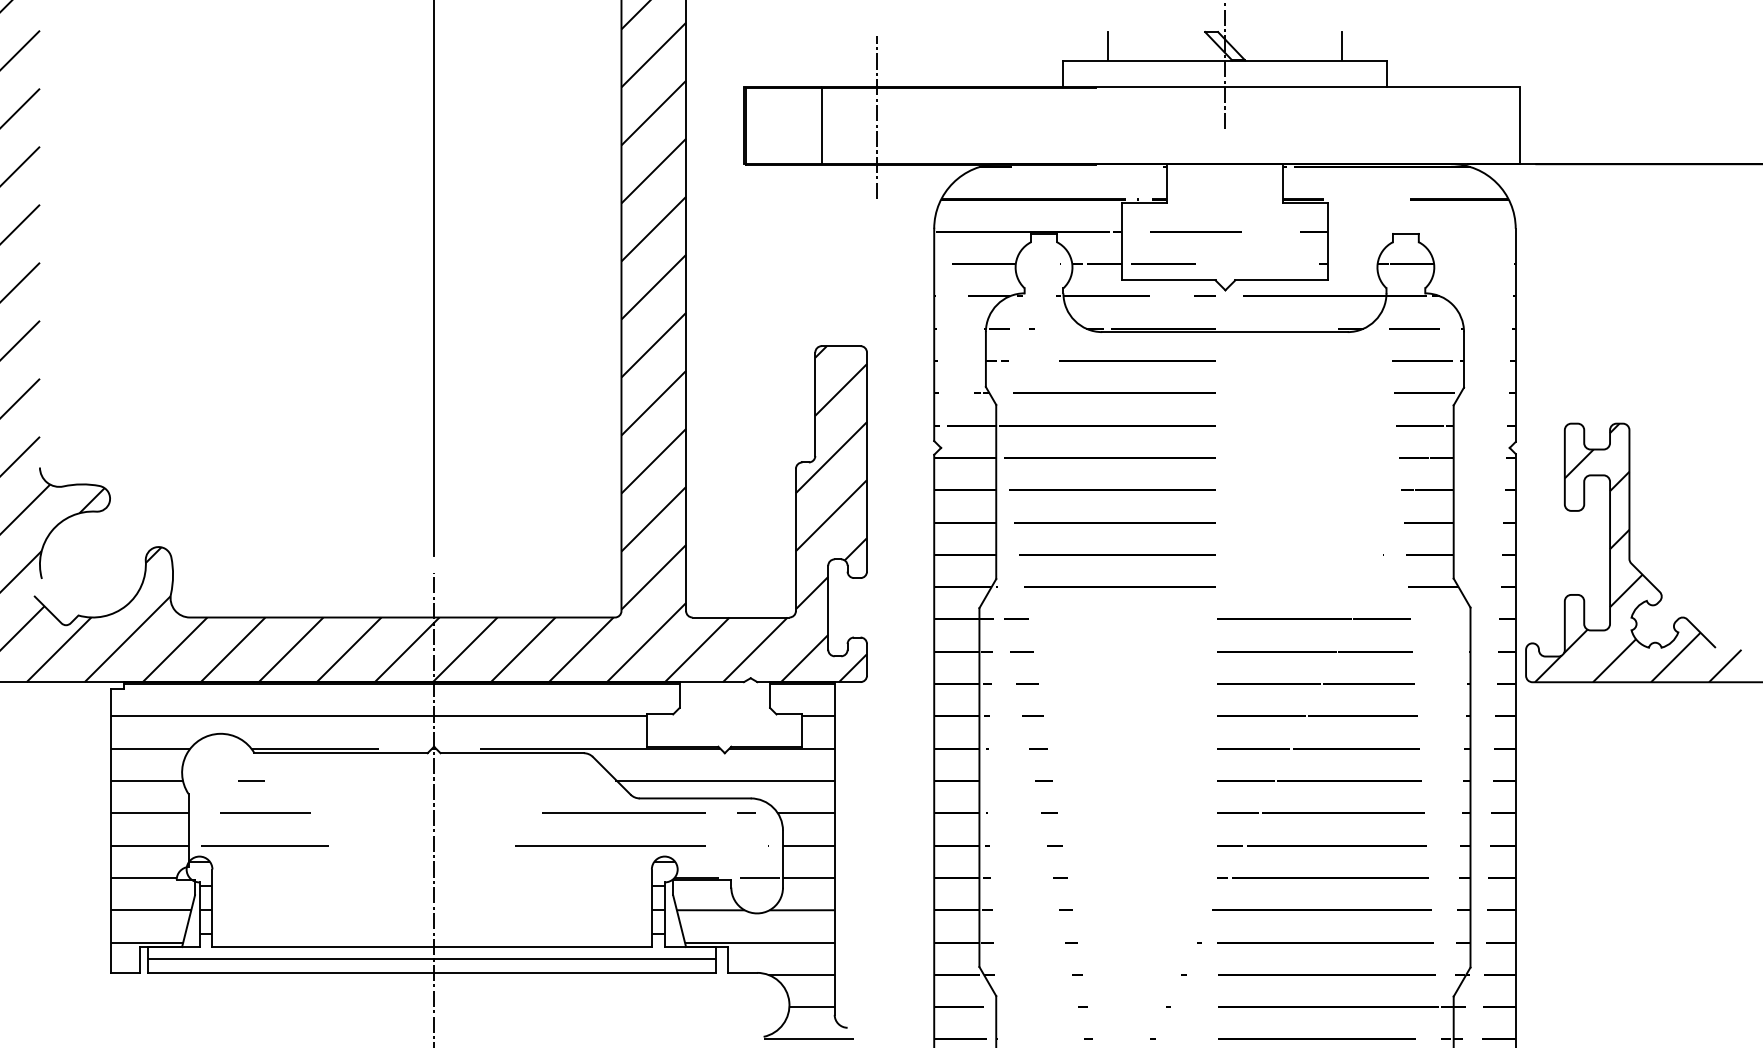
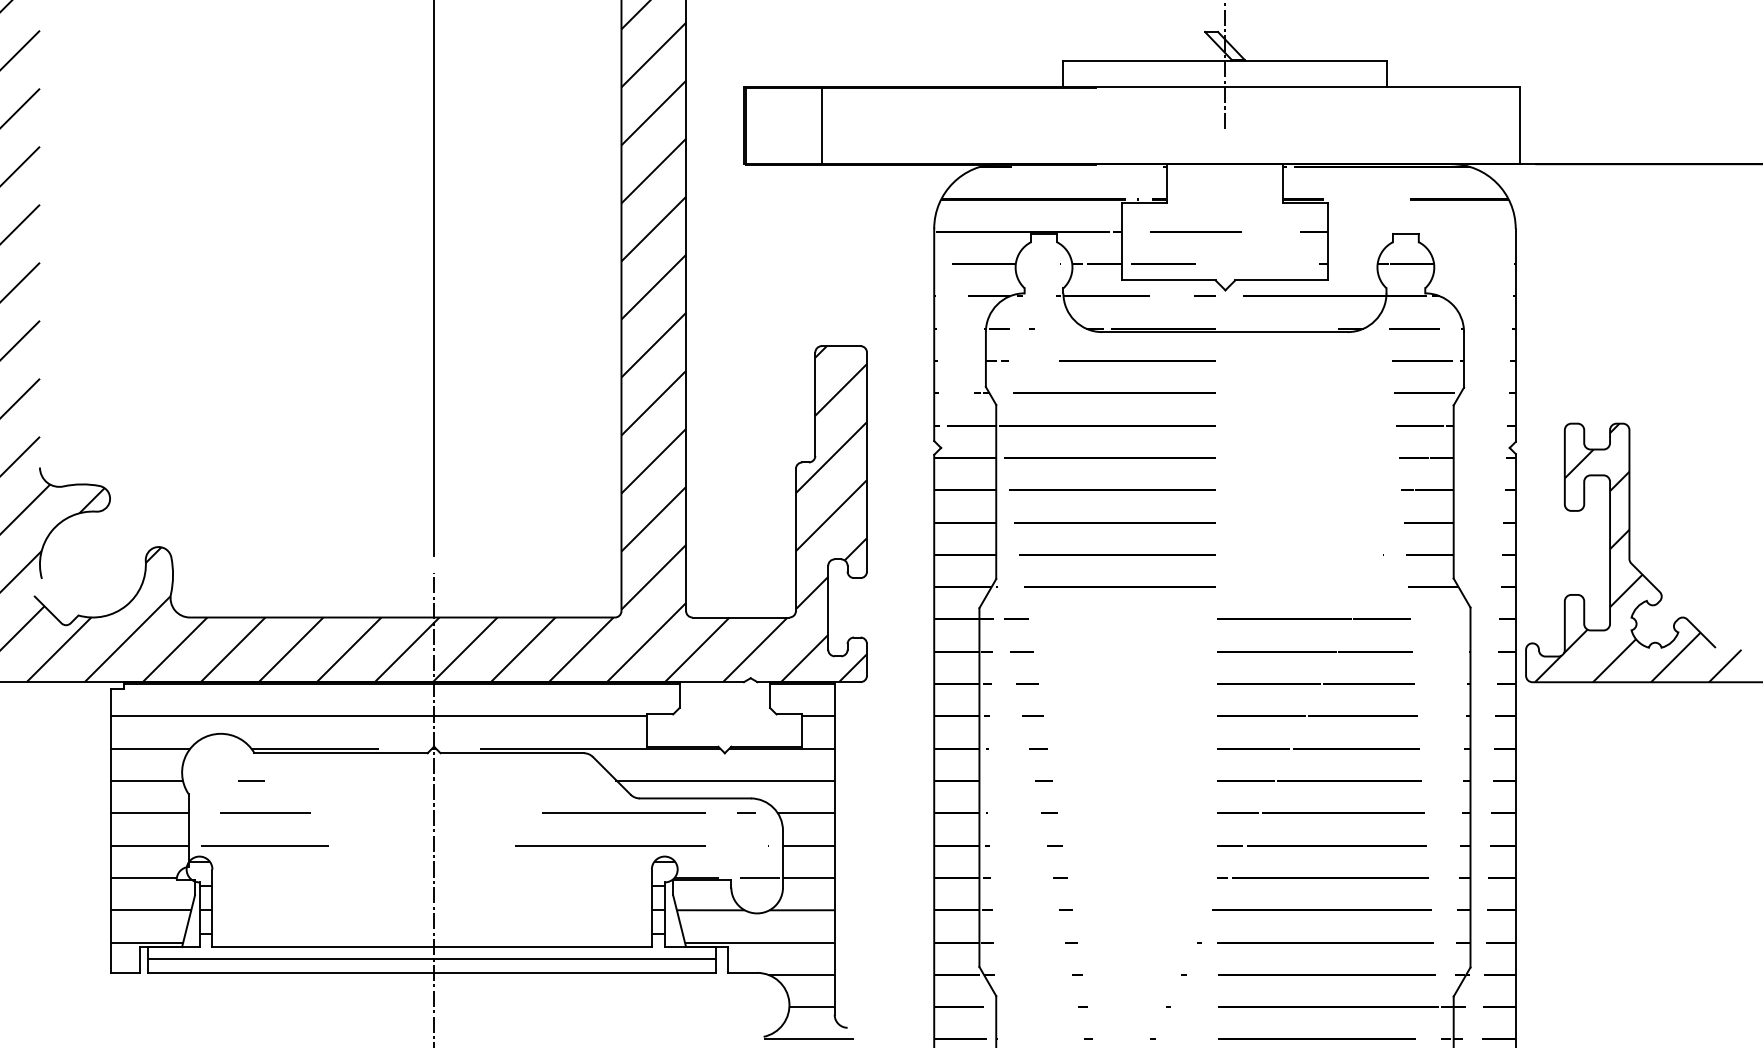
line: present -> none (1108, 46)
line: present -> none (1342, 46)
line: present -> none (877, 117)
